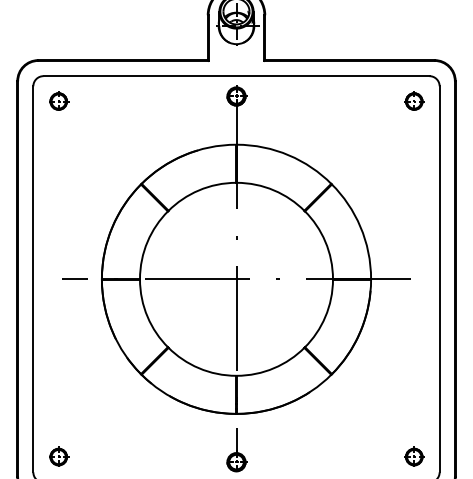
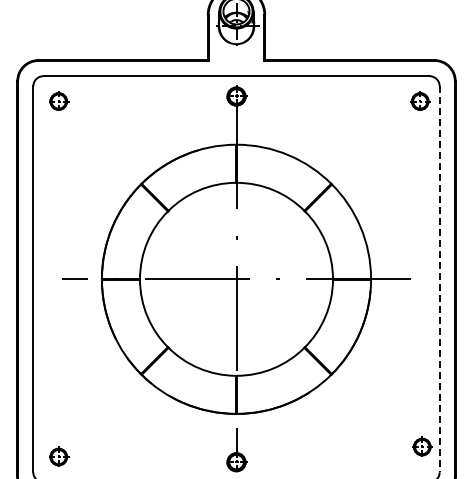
part position: (414, 100) -> (420, 100) (420, 100)
line: solid -> dashed (439, 279)
part position: (414, 456) -> (422, 446) (422, 446)
